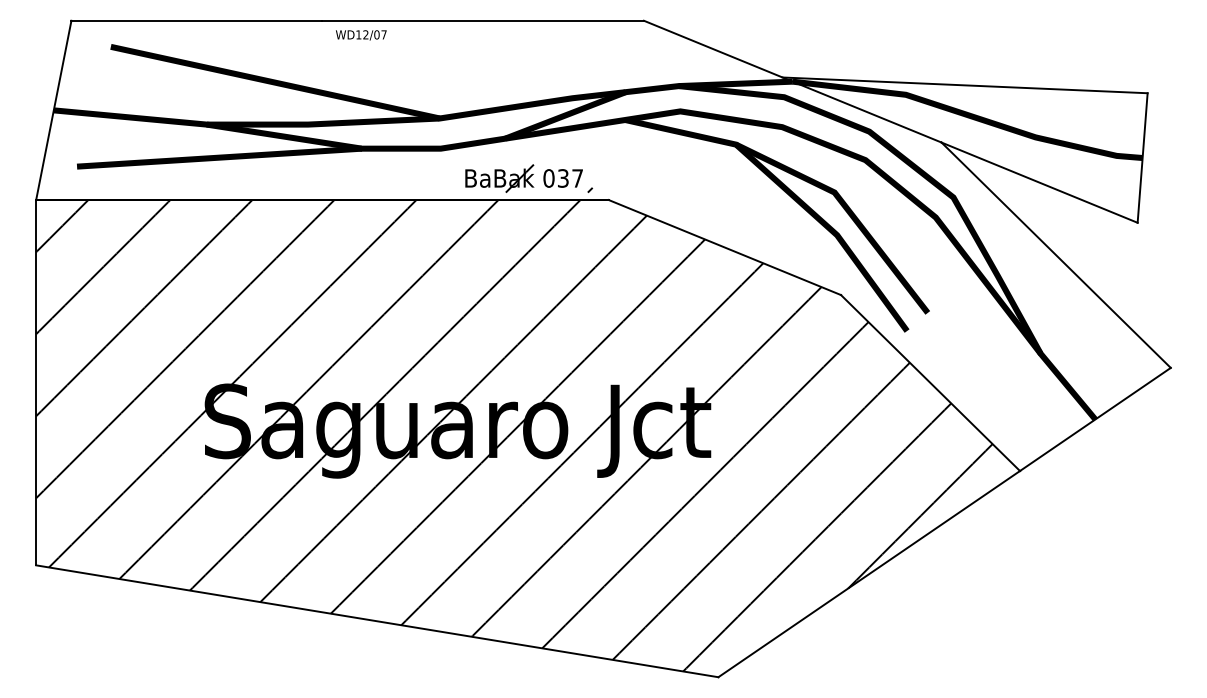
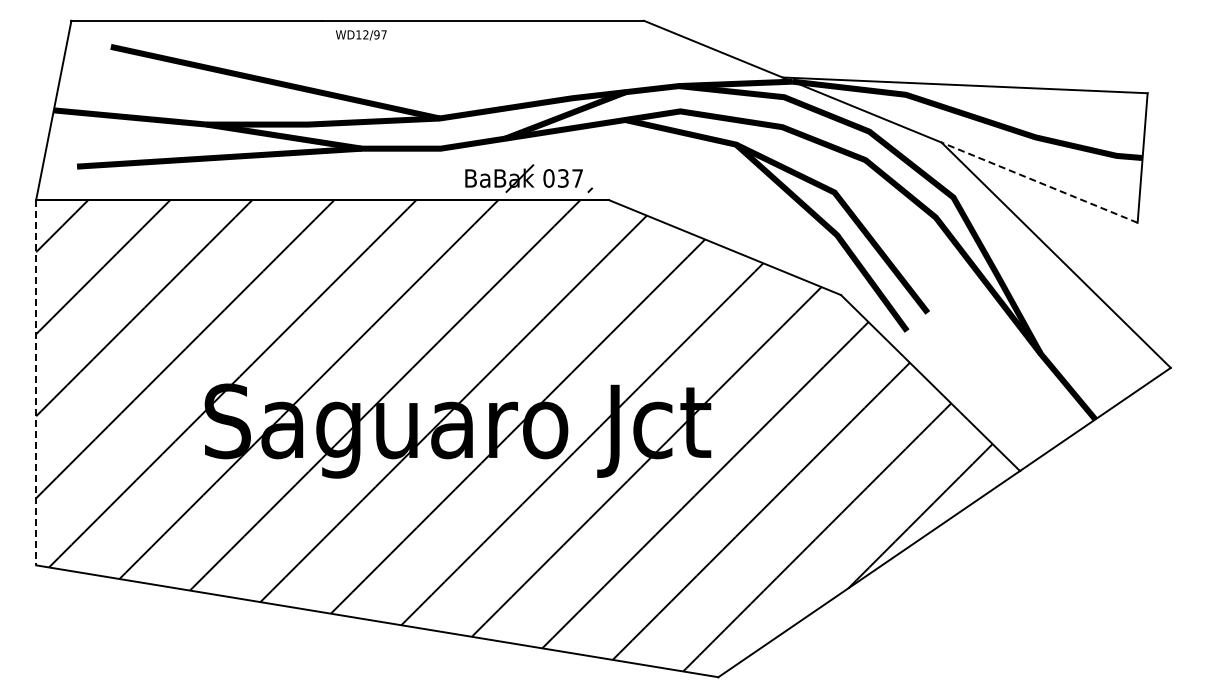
text: WD12/07 -> WD12/97 (376, 34)
line: solid -> dashed (1039, 182)
line: solid -> dashed (36, 382)
